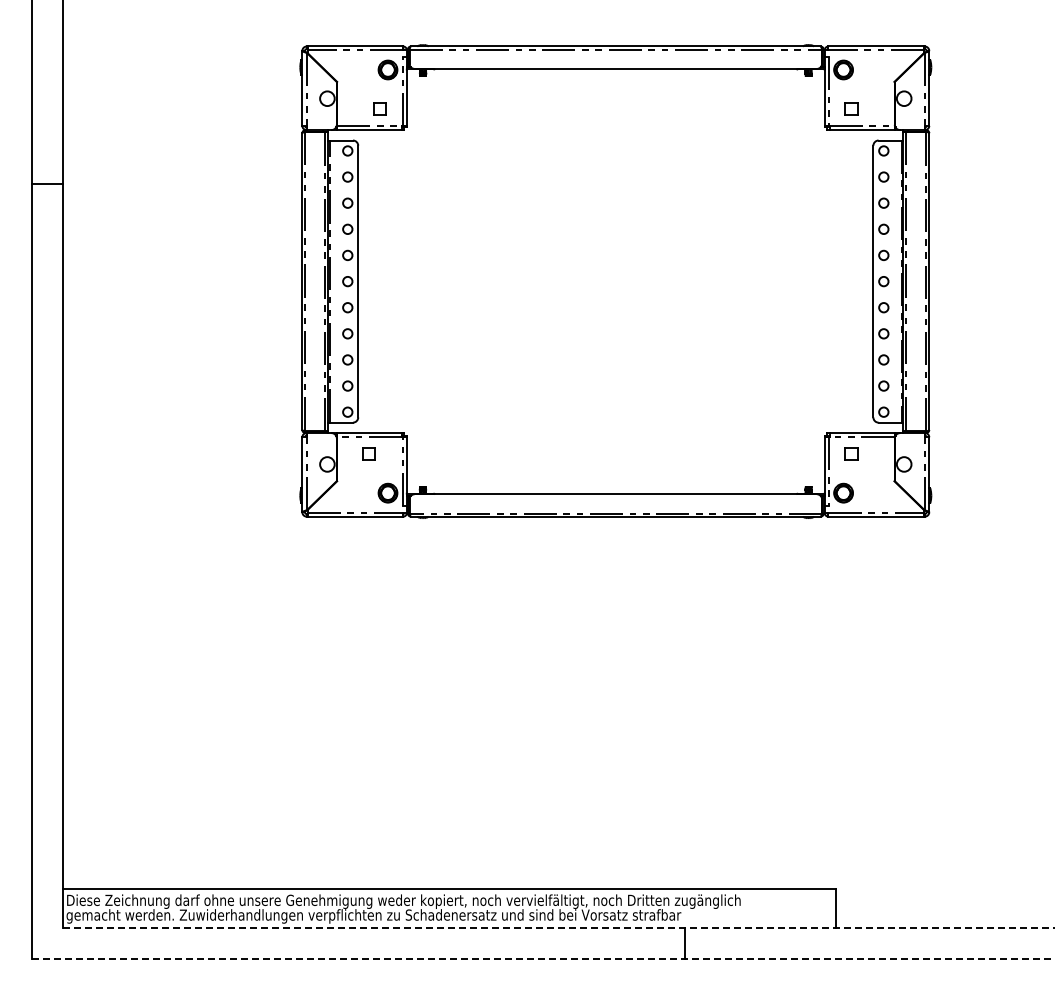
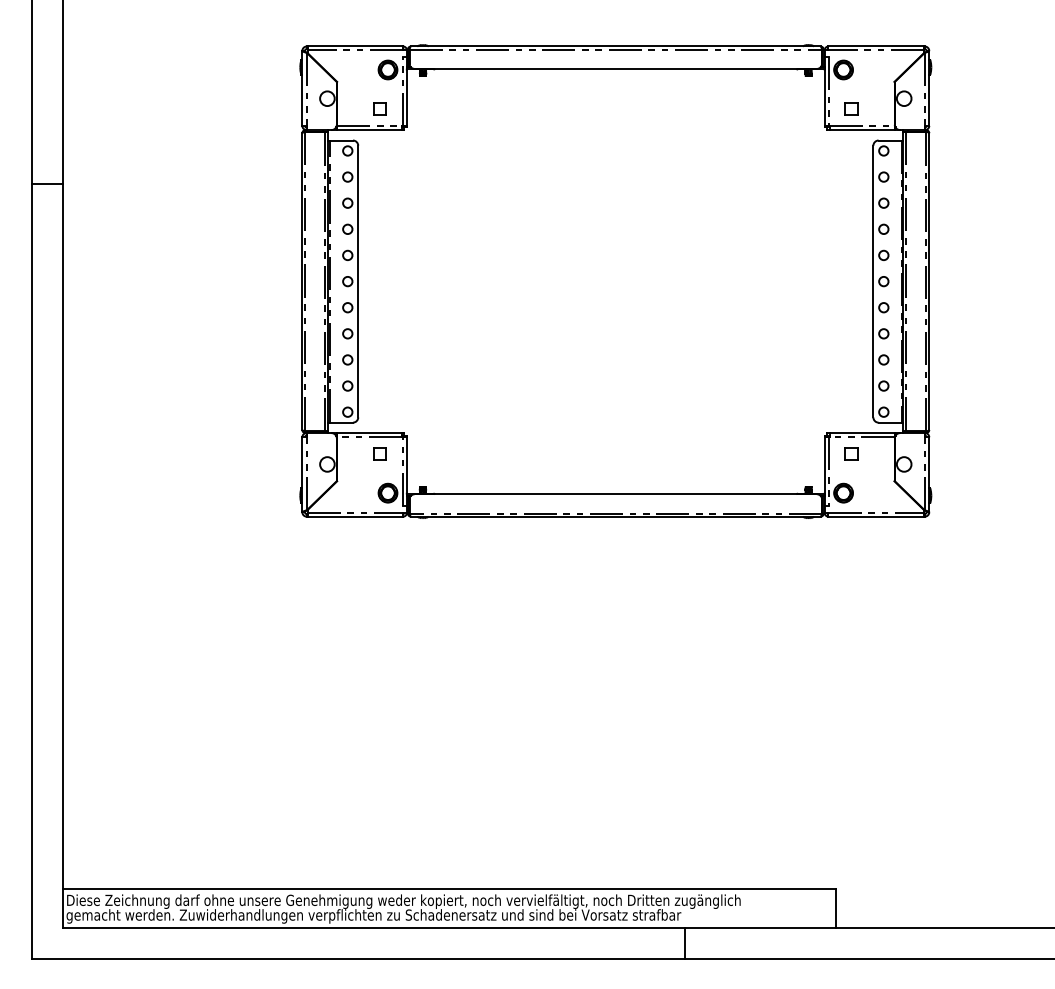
part position: (368, 453) -> (379, 453) (379, 453)
line: dashed -> solid (558, 928)
line: dashed -> solid (543, 959)
